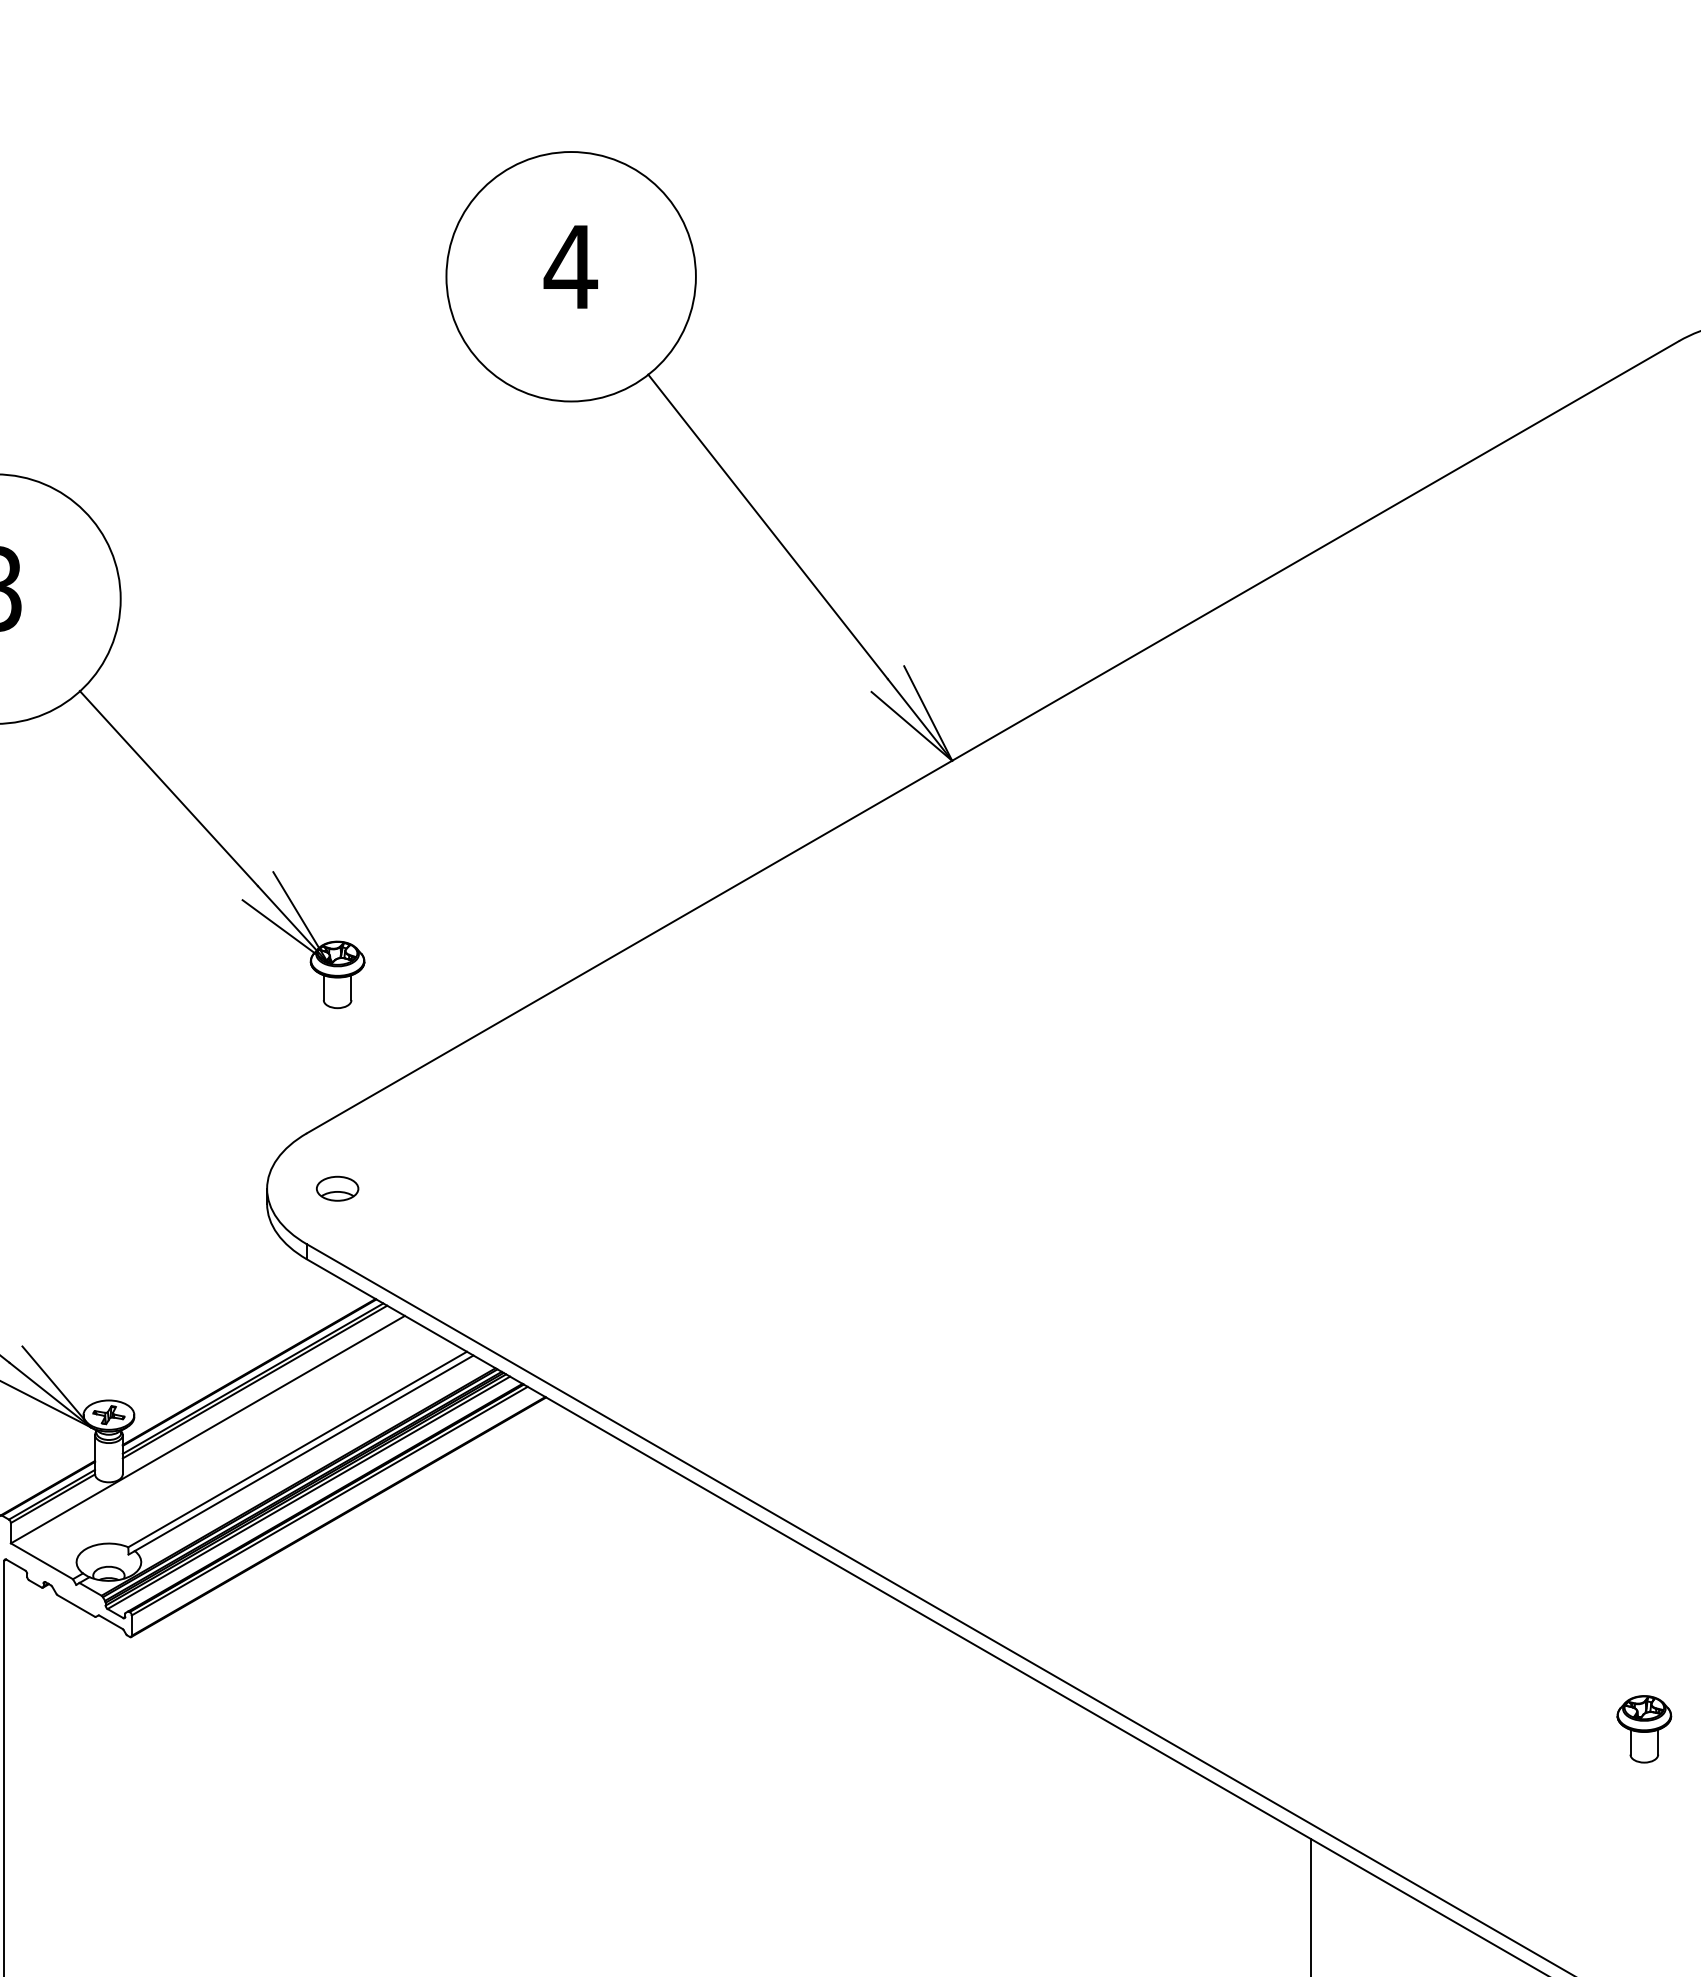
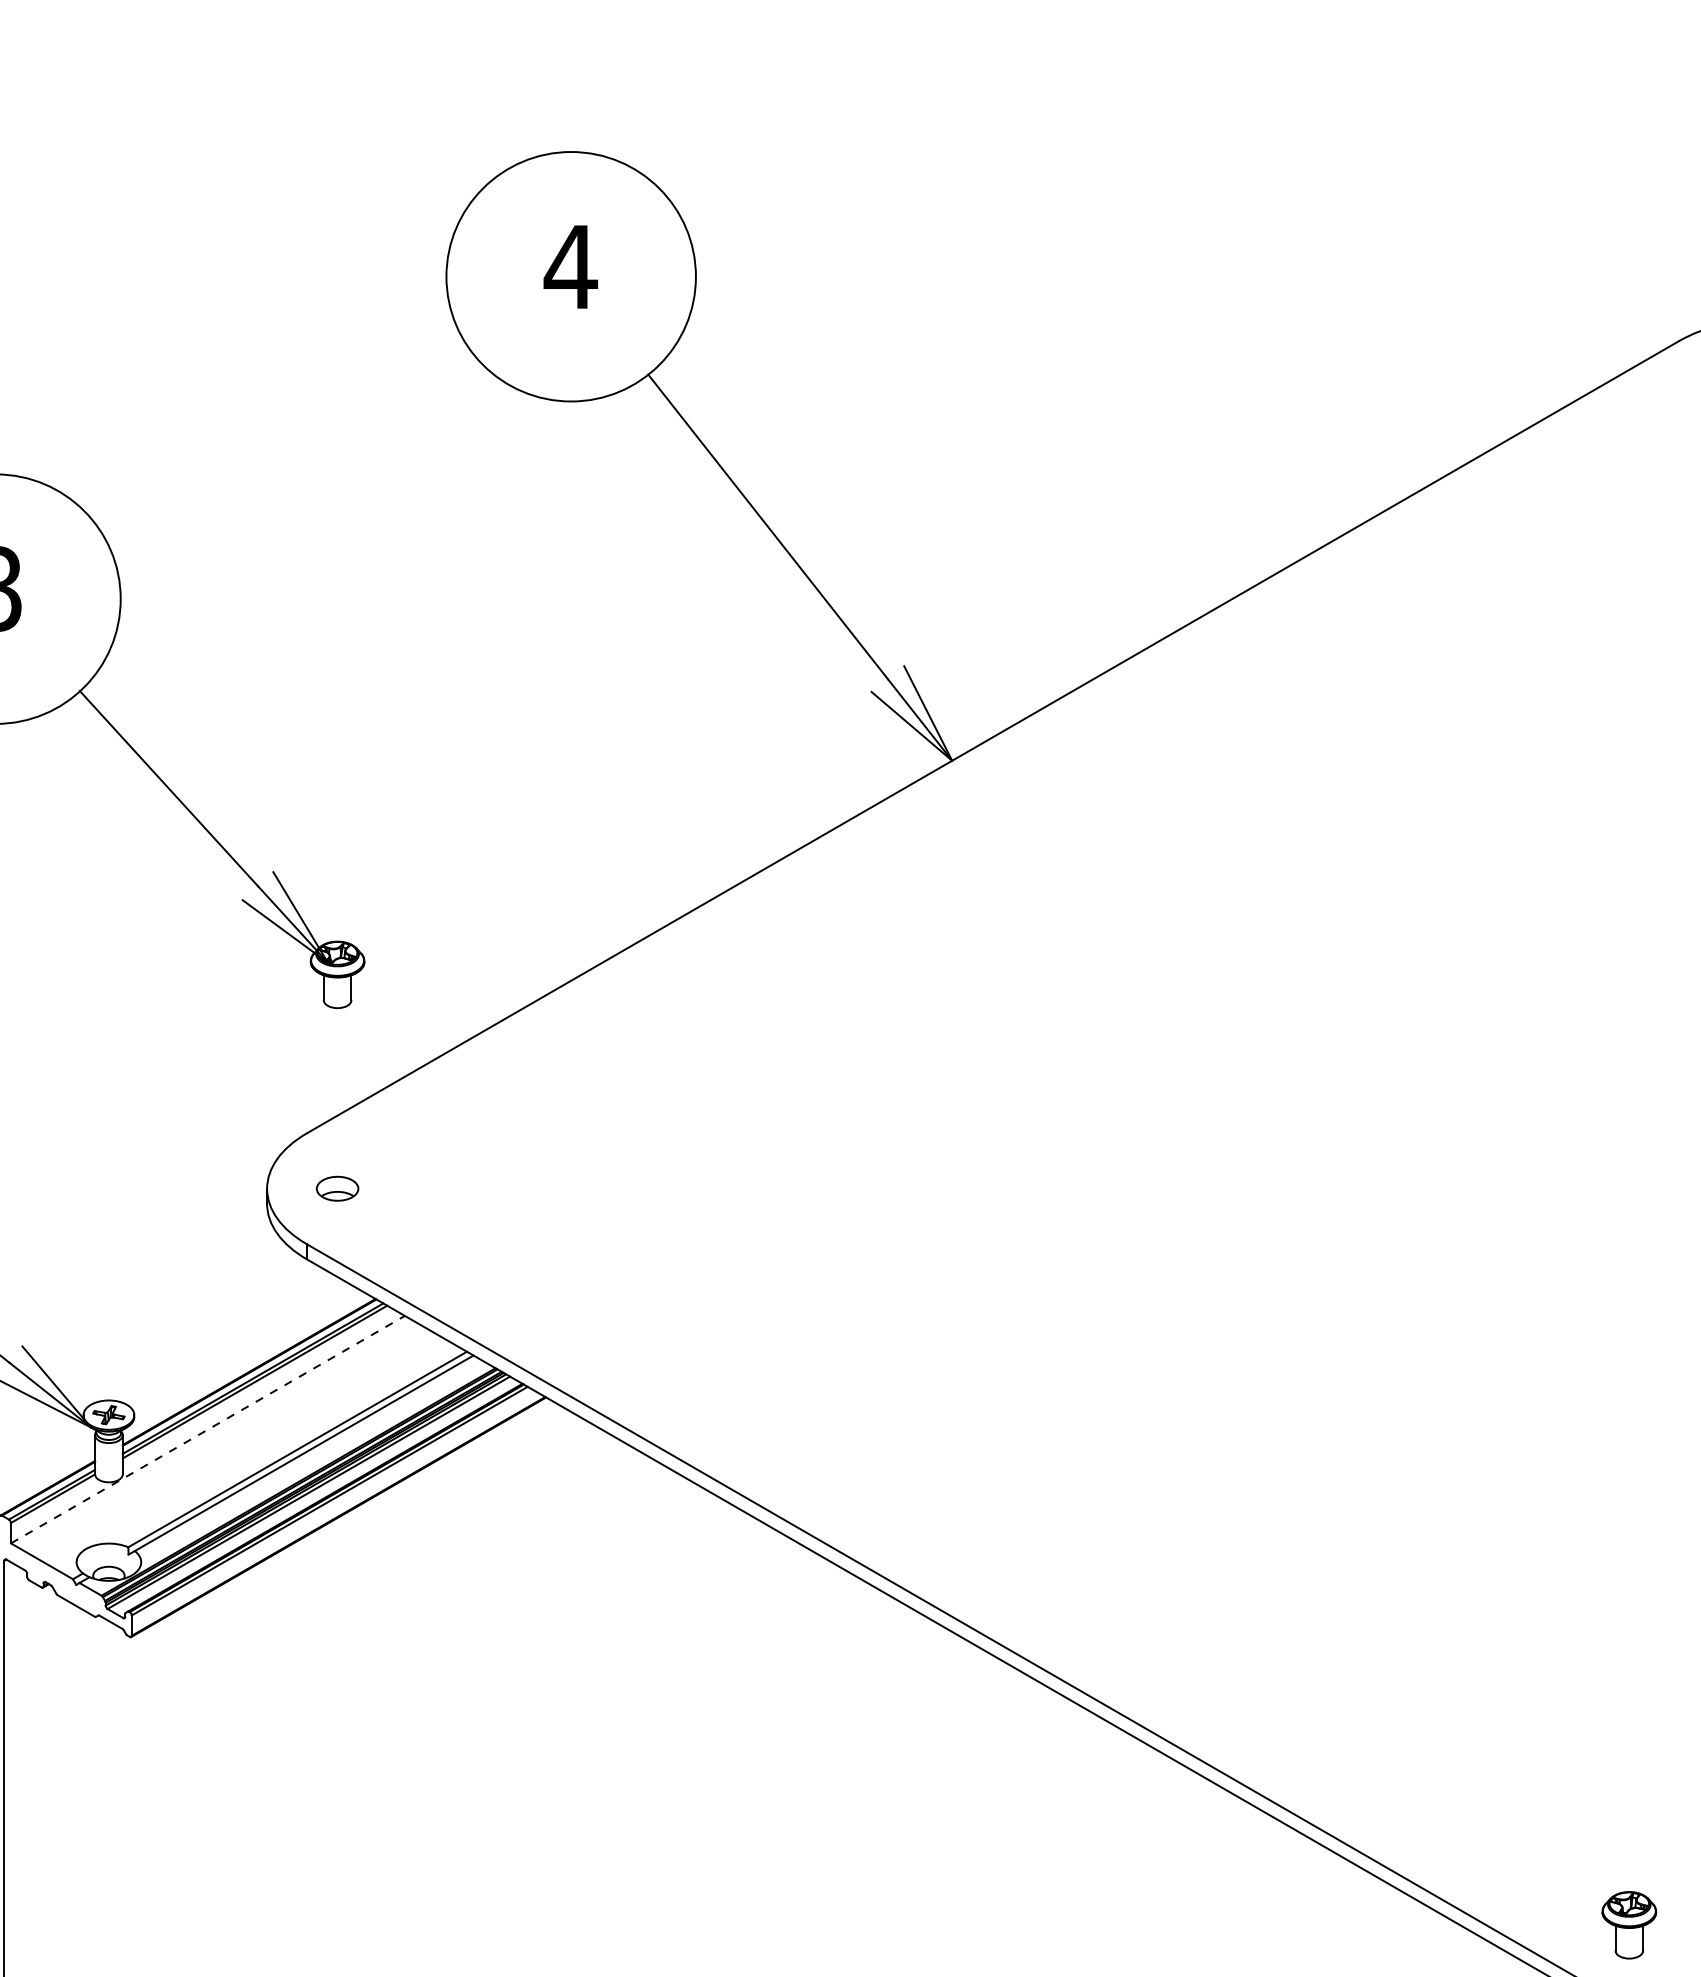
line: solid -> dashed (208, 1429)
part position: (1644, 1729) -> (1629, 1925) (1629, 1925)
line: present -> none (1311, 1906)
